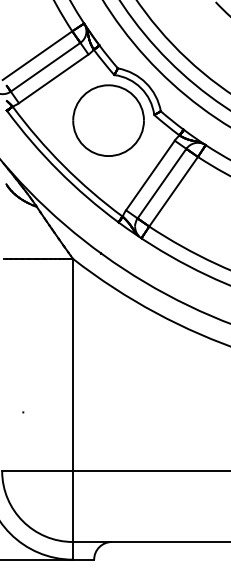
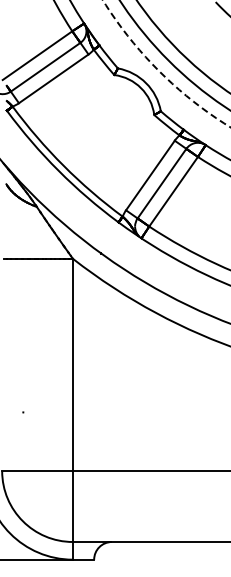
arc: solid -> dashed (159, 71)
part: present -> none (108, 120)
